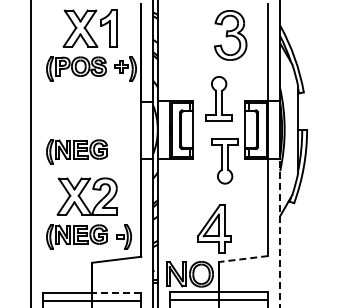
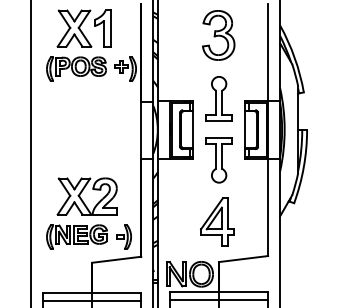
part position: (89, 28) -> (83, 28) (83, 28)
part position: (230, 35) -> (218, 35) (218, 35)
part: present -> none (76, 151)
part position: (224, 161) -> (218, 160) (218, 160)
part position: (214, 228) -> (217, 221) (217, 221)
line: dashed -> solid (280, 233)
line: dashed -> solid (243, 259)
line: dashed -> solid (116, 292)
